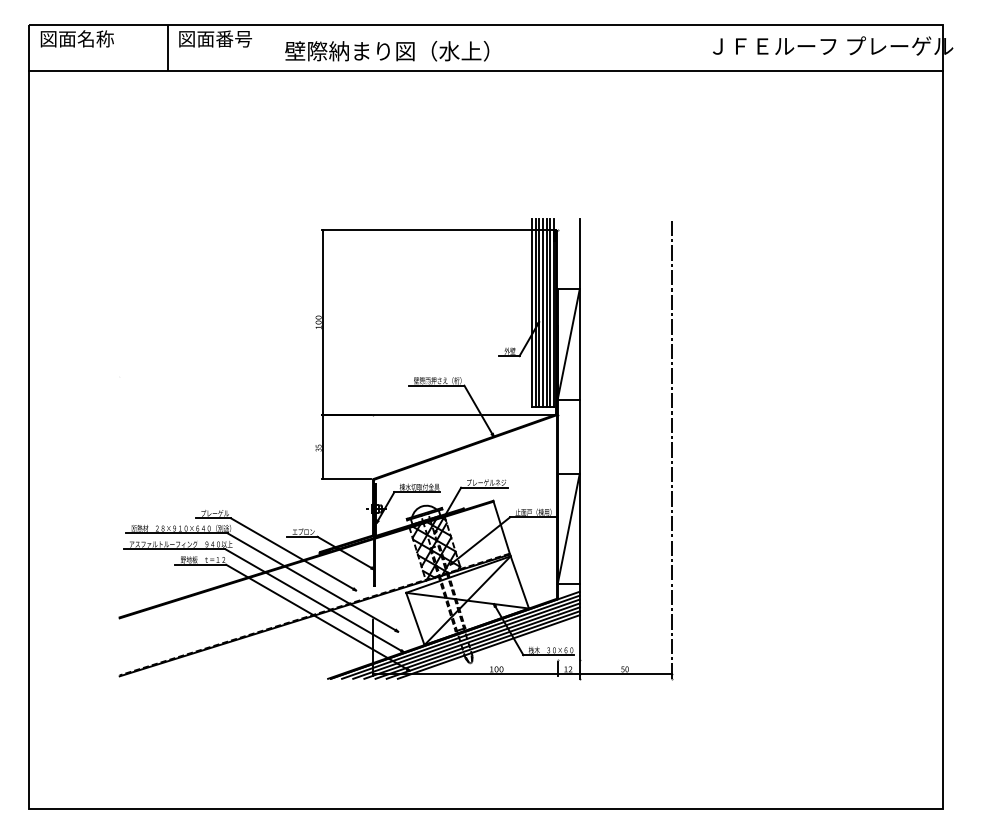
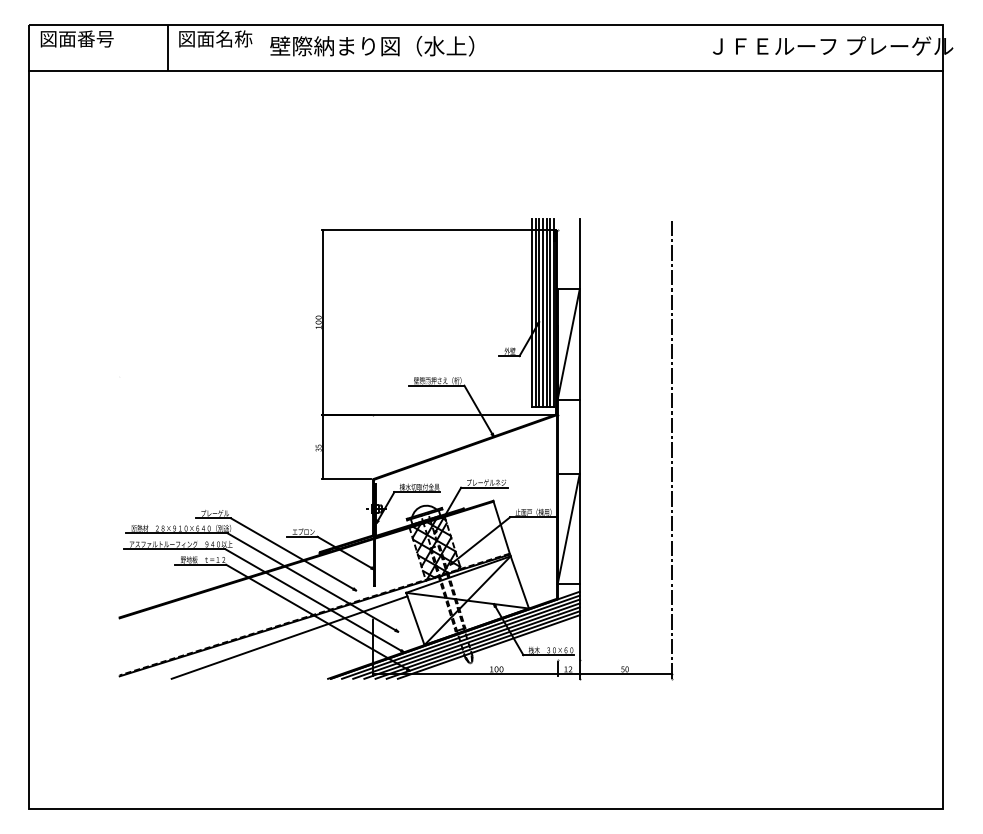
text: 図面名称 -> 図面番号 (95, 38)
text: 図面番号 -> 図面名称 (234, 38)
text position: (387, 51) -> (372, 46) (372, 46)
line: none -> present (289, 637)
